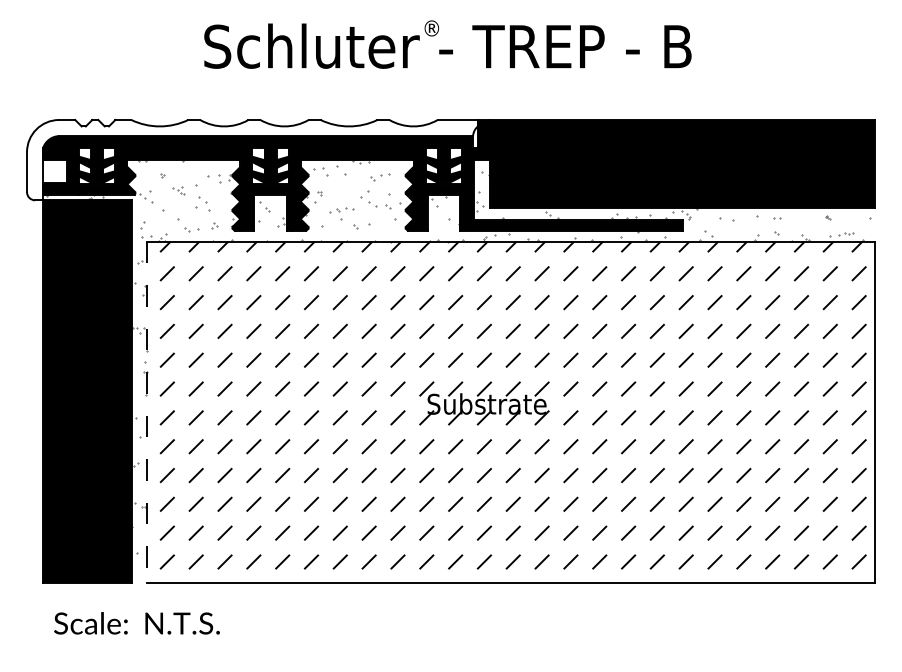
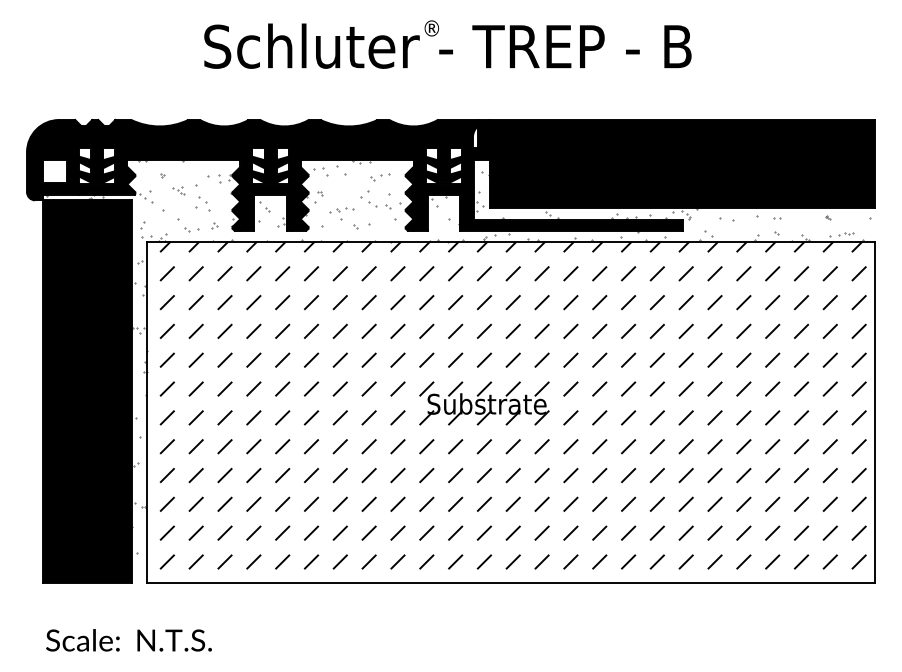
fill: none -> present (252, 160)
line: dashed -> solid (147, 412)
text position: (136, 623) -> (128, 640) (128, 640)
